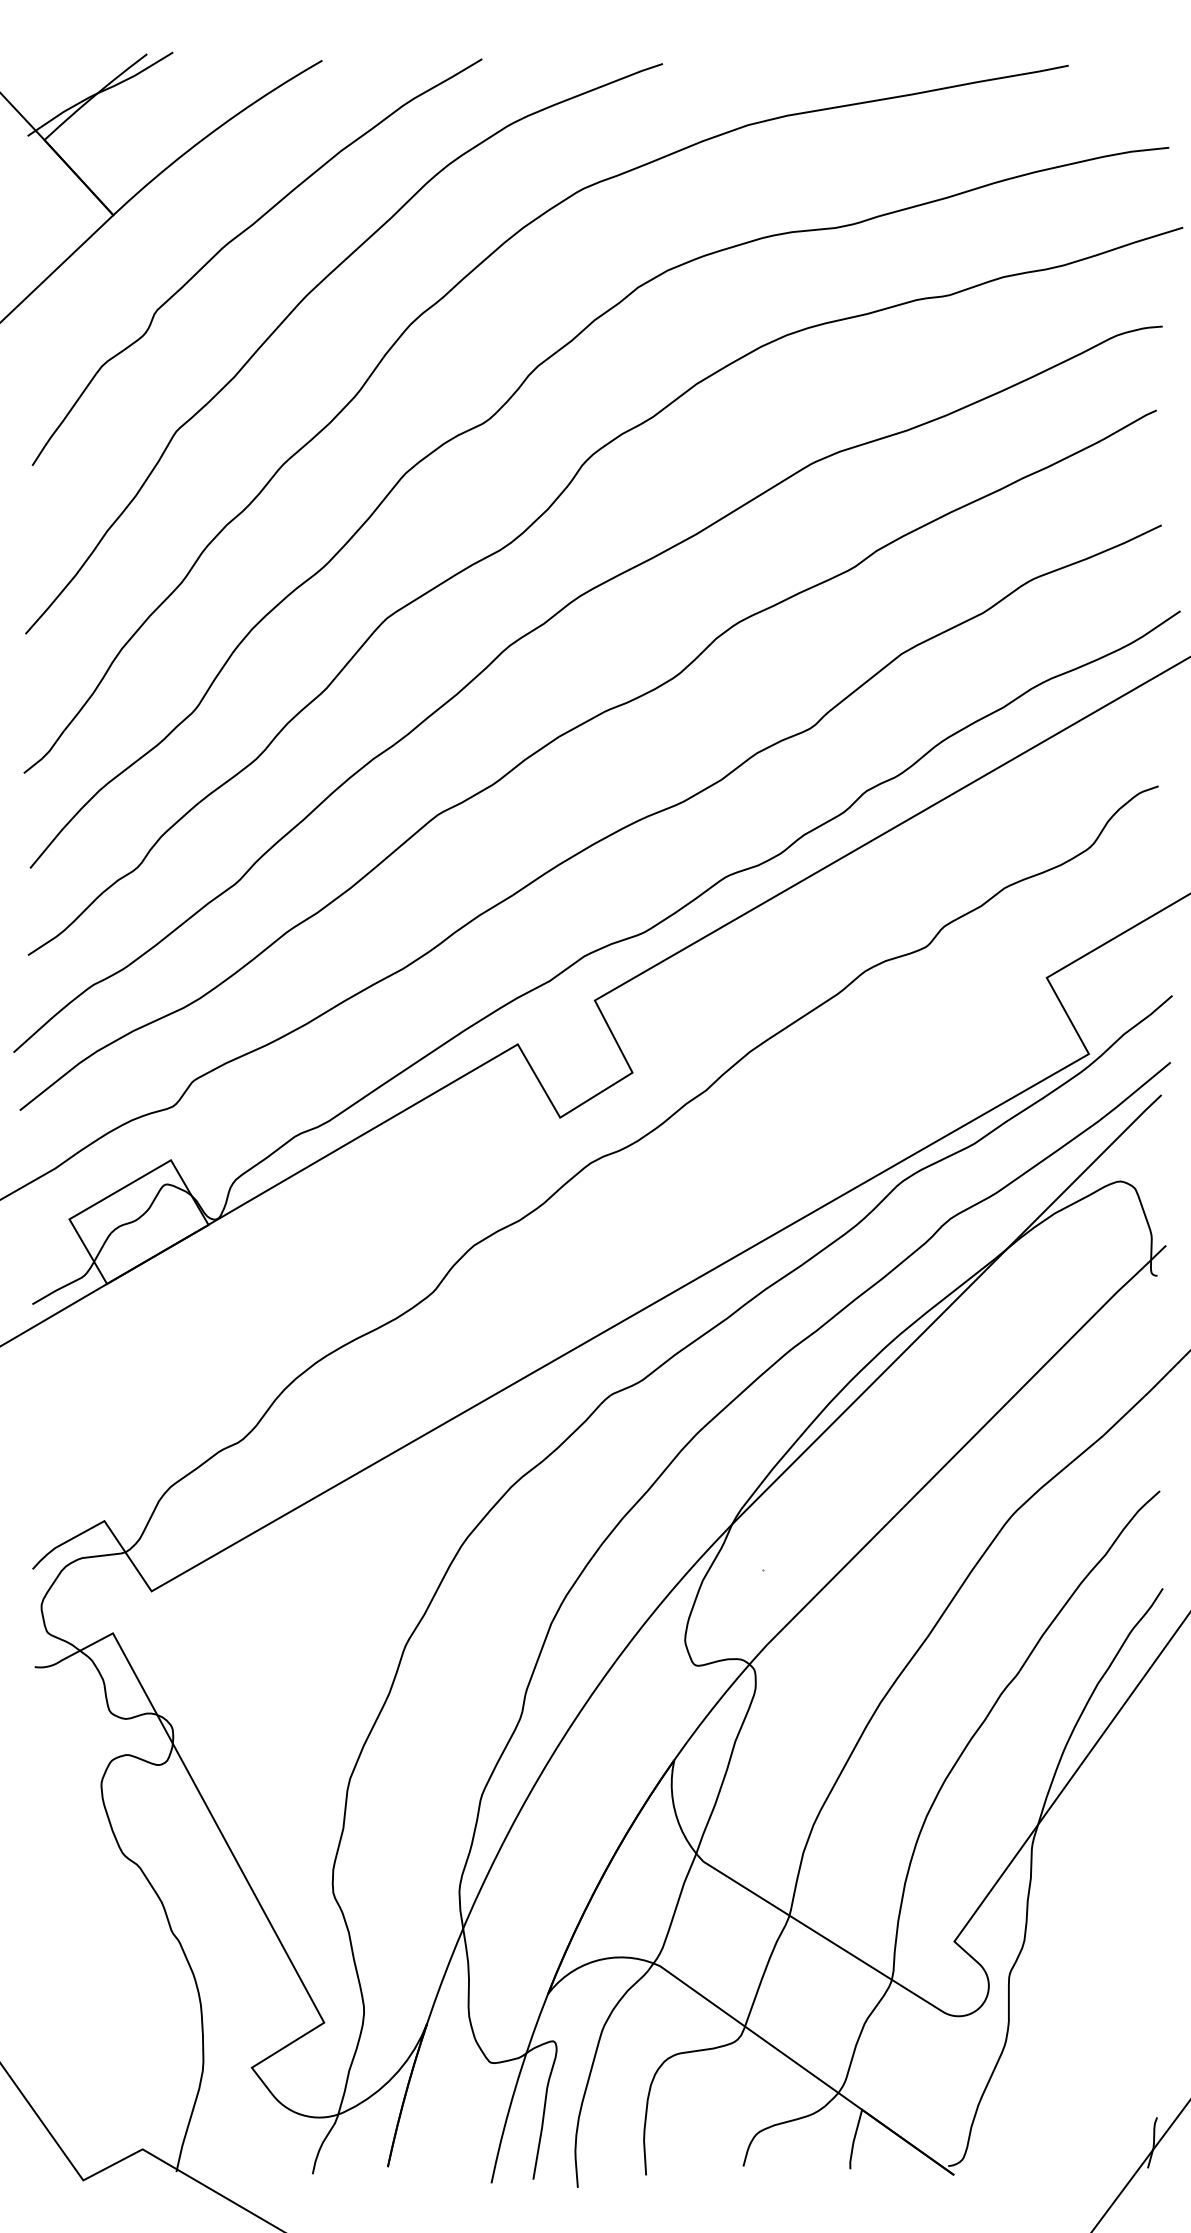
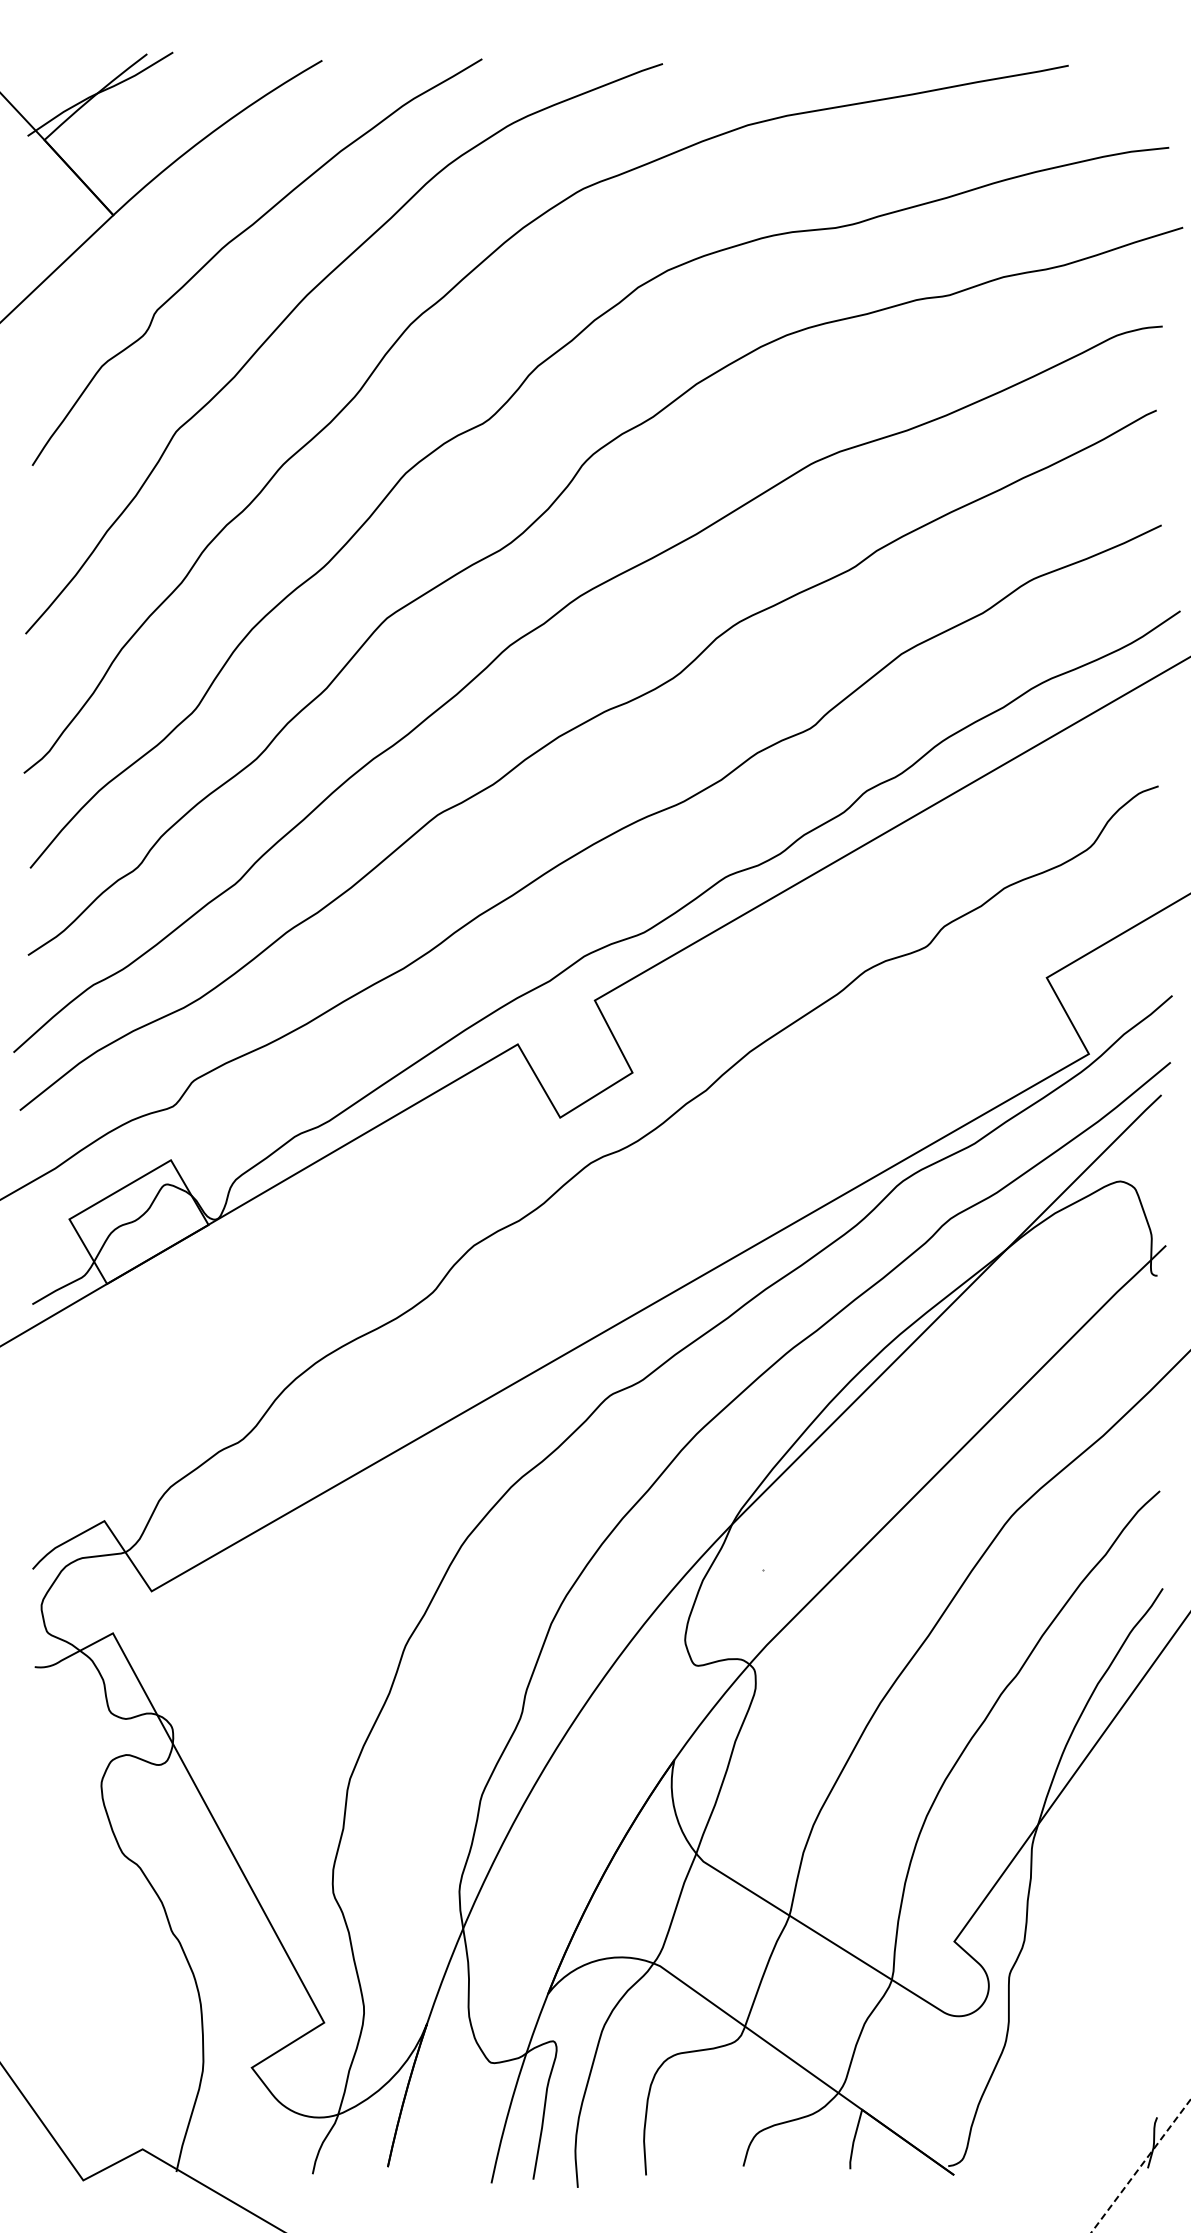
line: solid -> dashed (1141, 2166)
